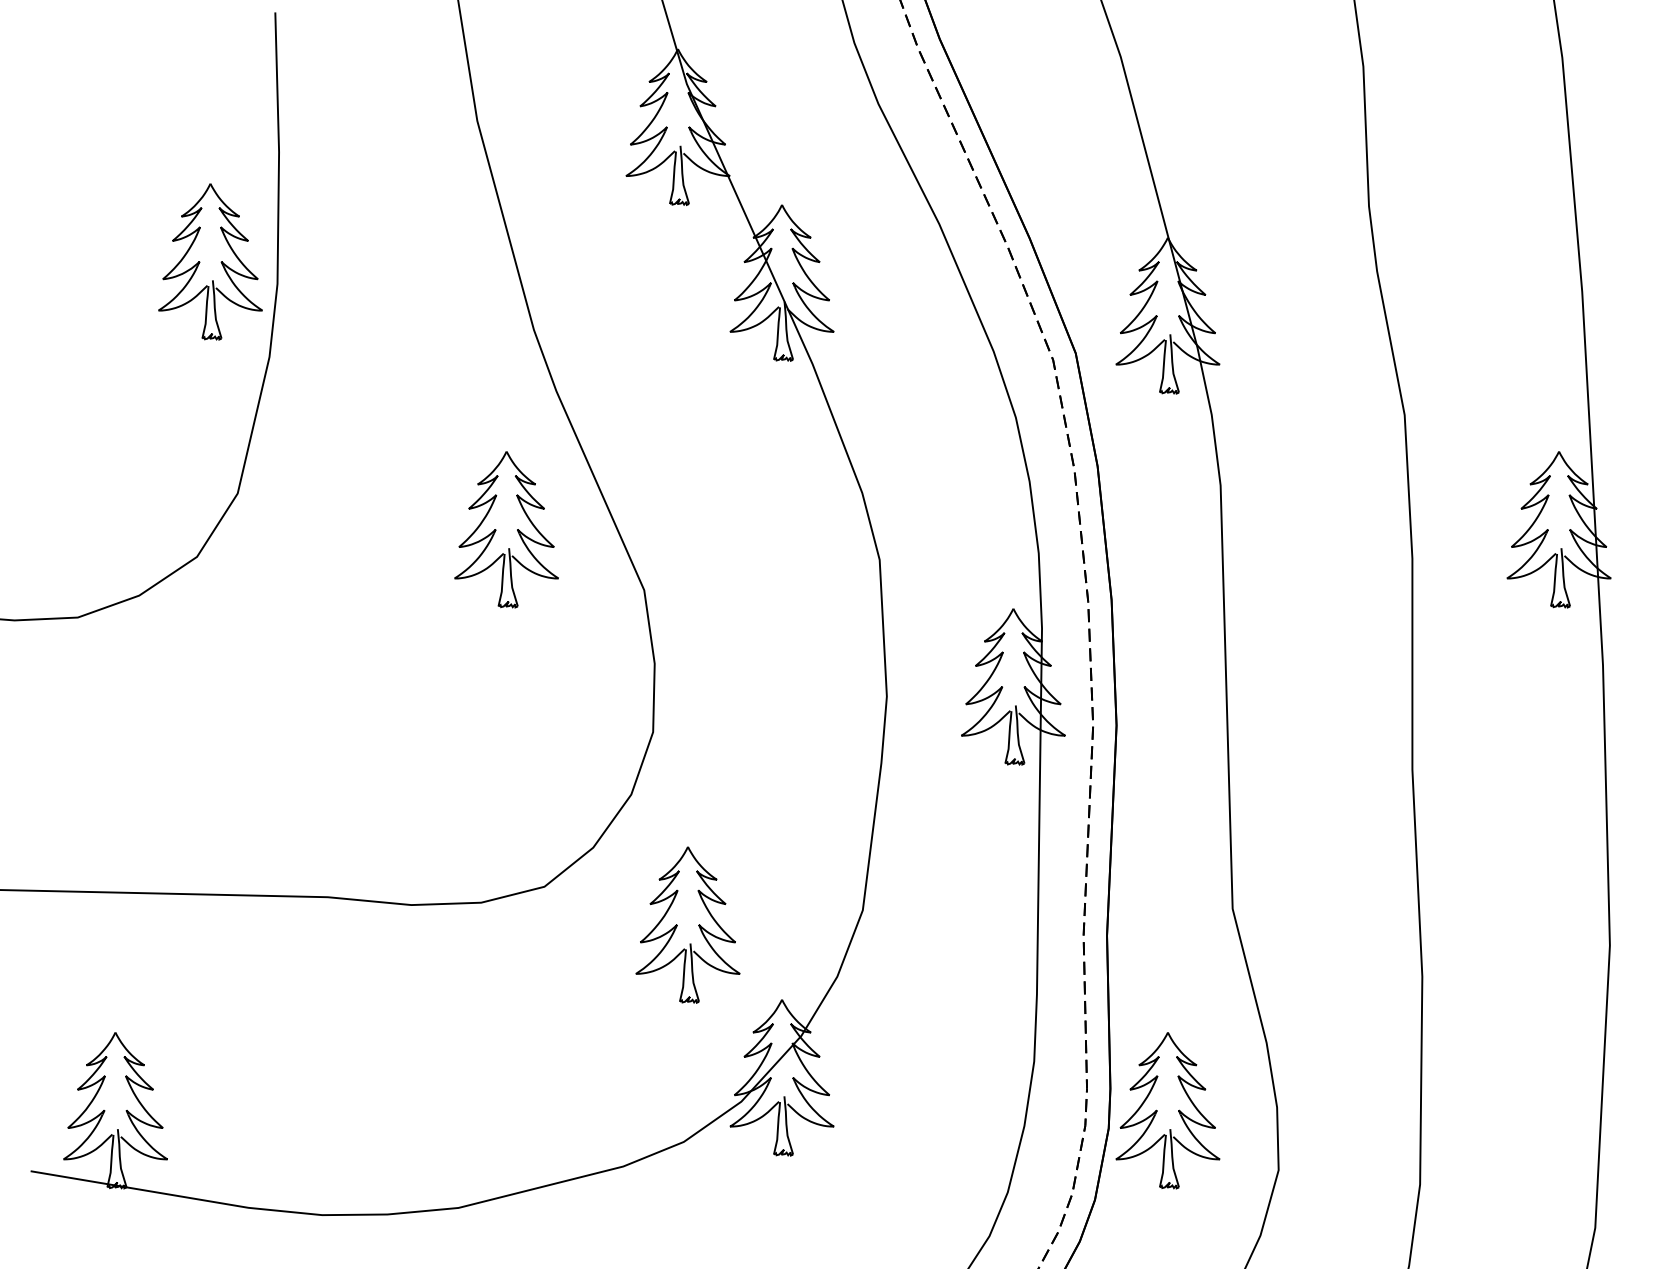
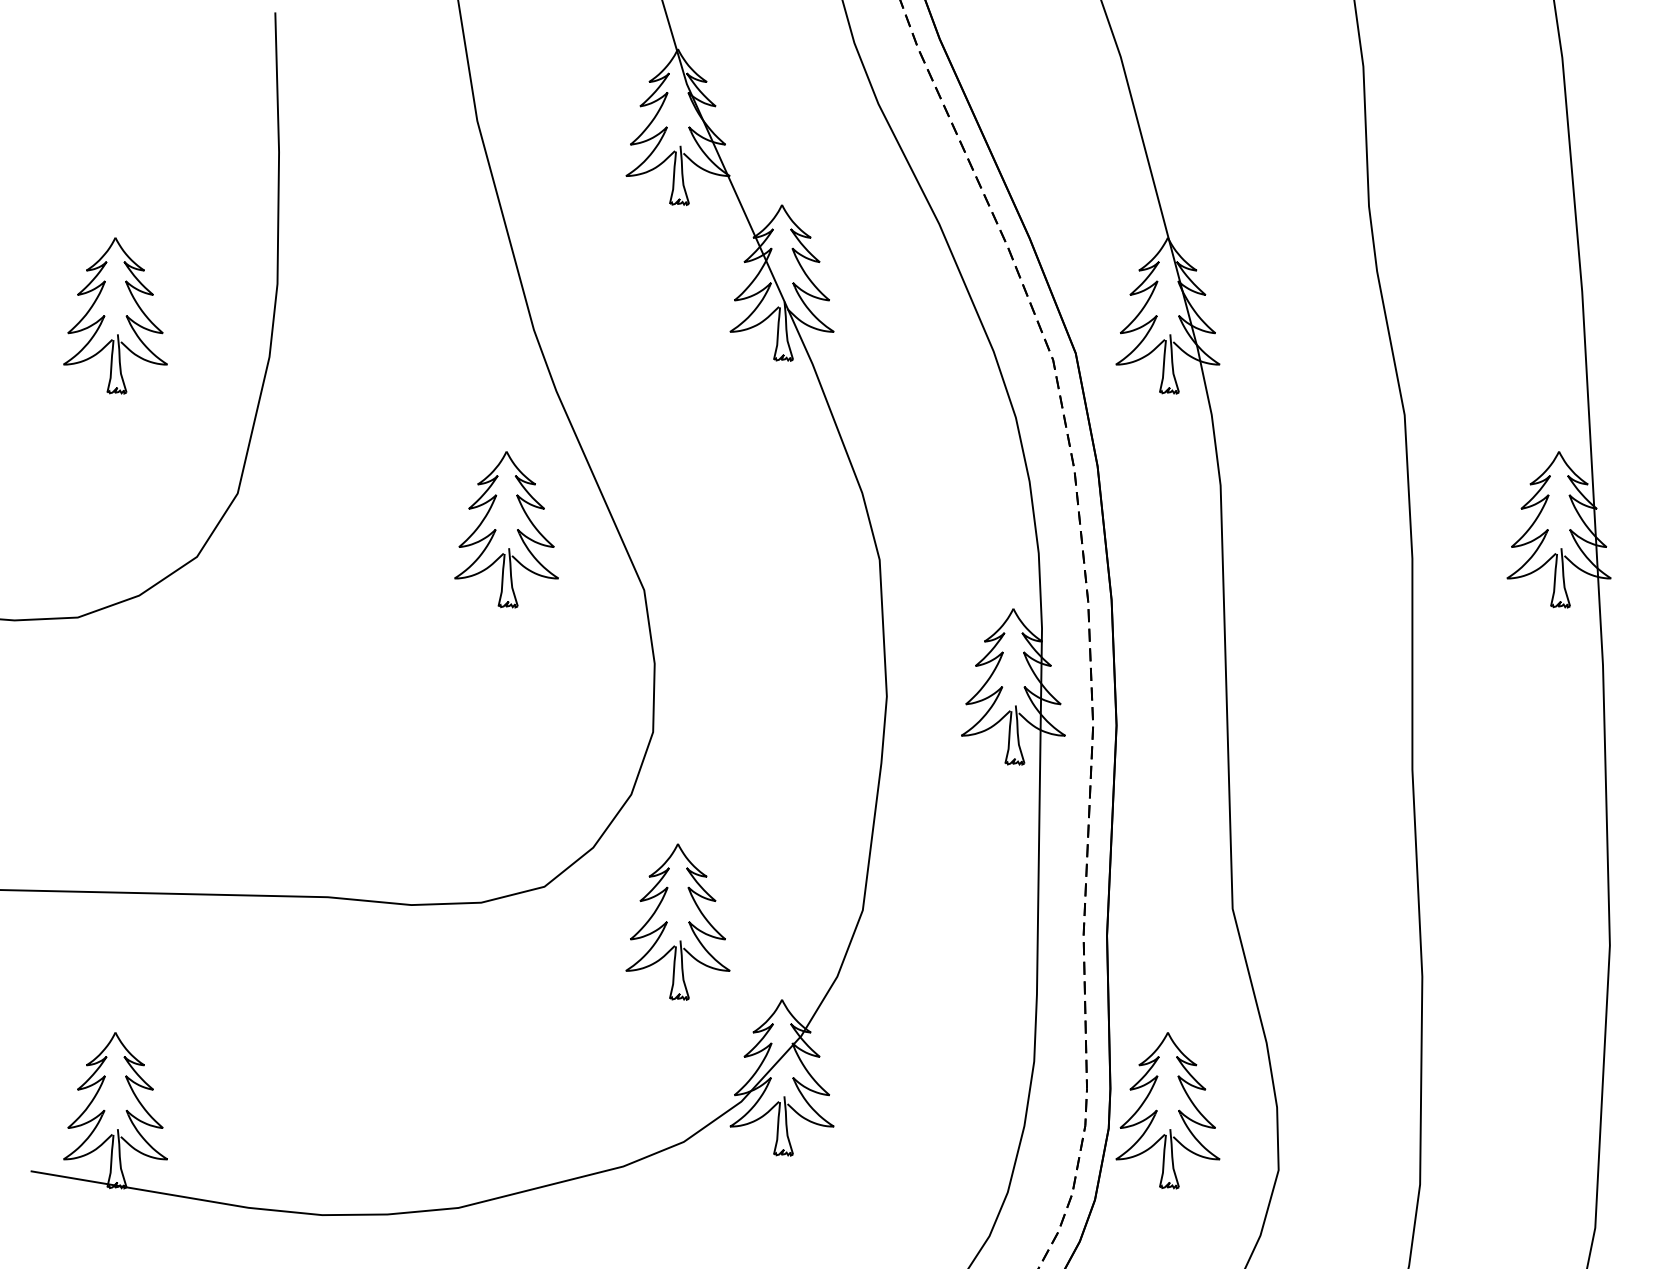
part position: (210, 261) -> (115, 315) (115, 315)
part position: (687, 924) -> (677, 921) (677, 921)
